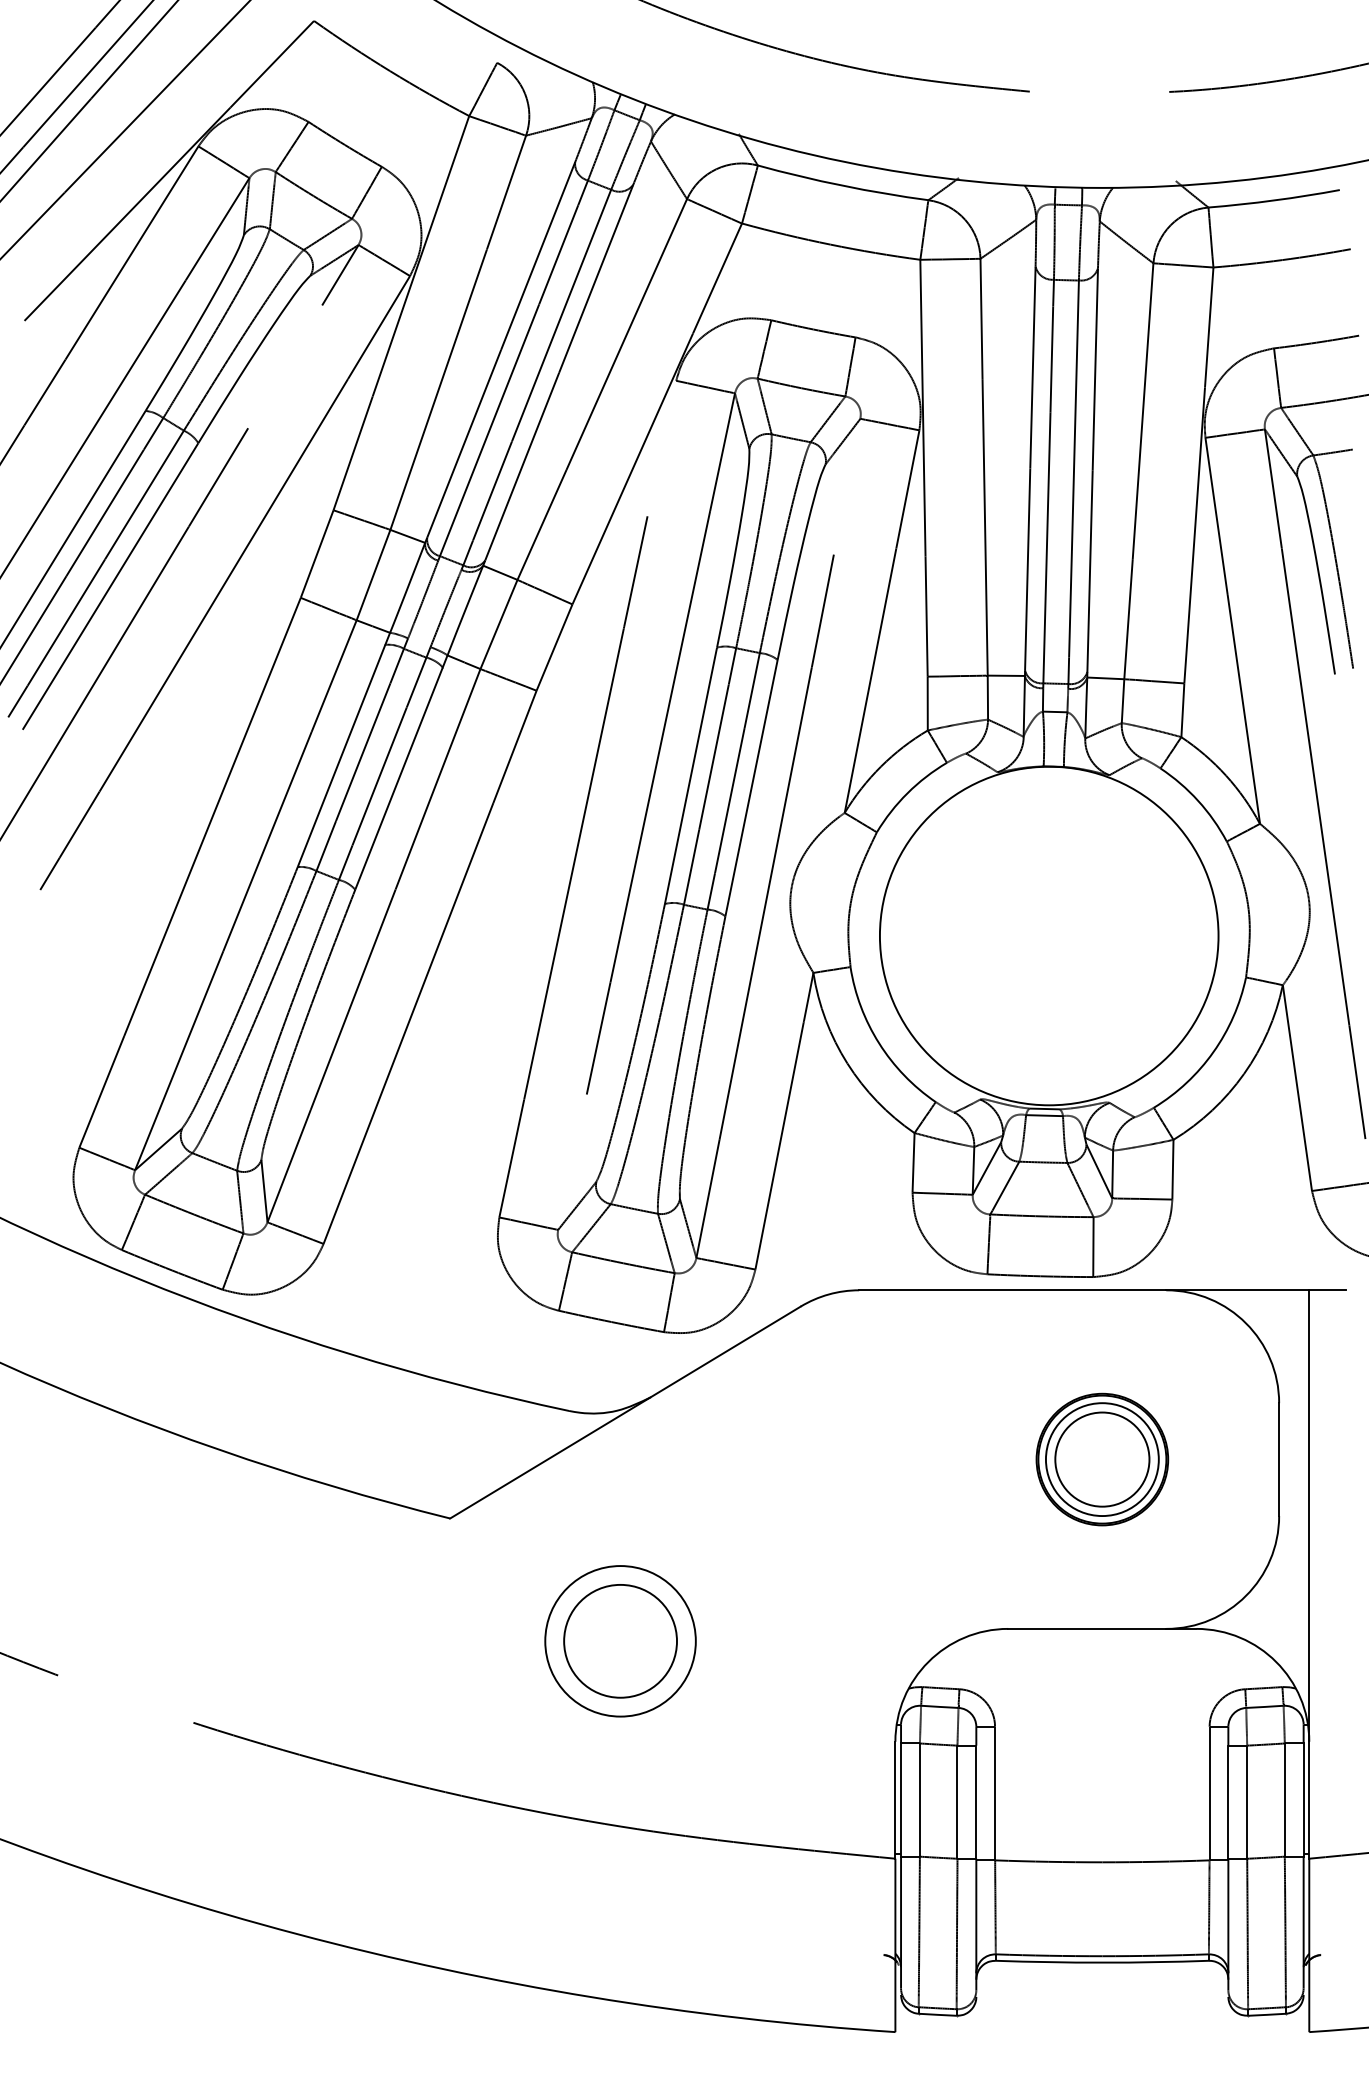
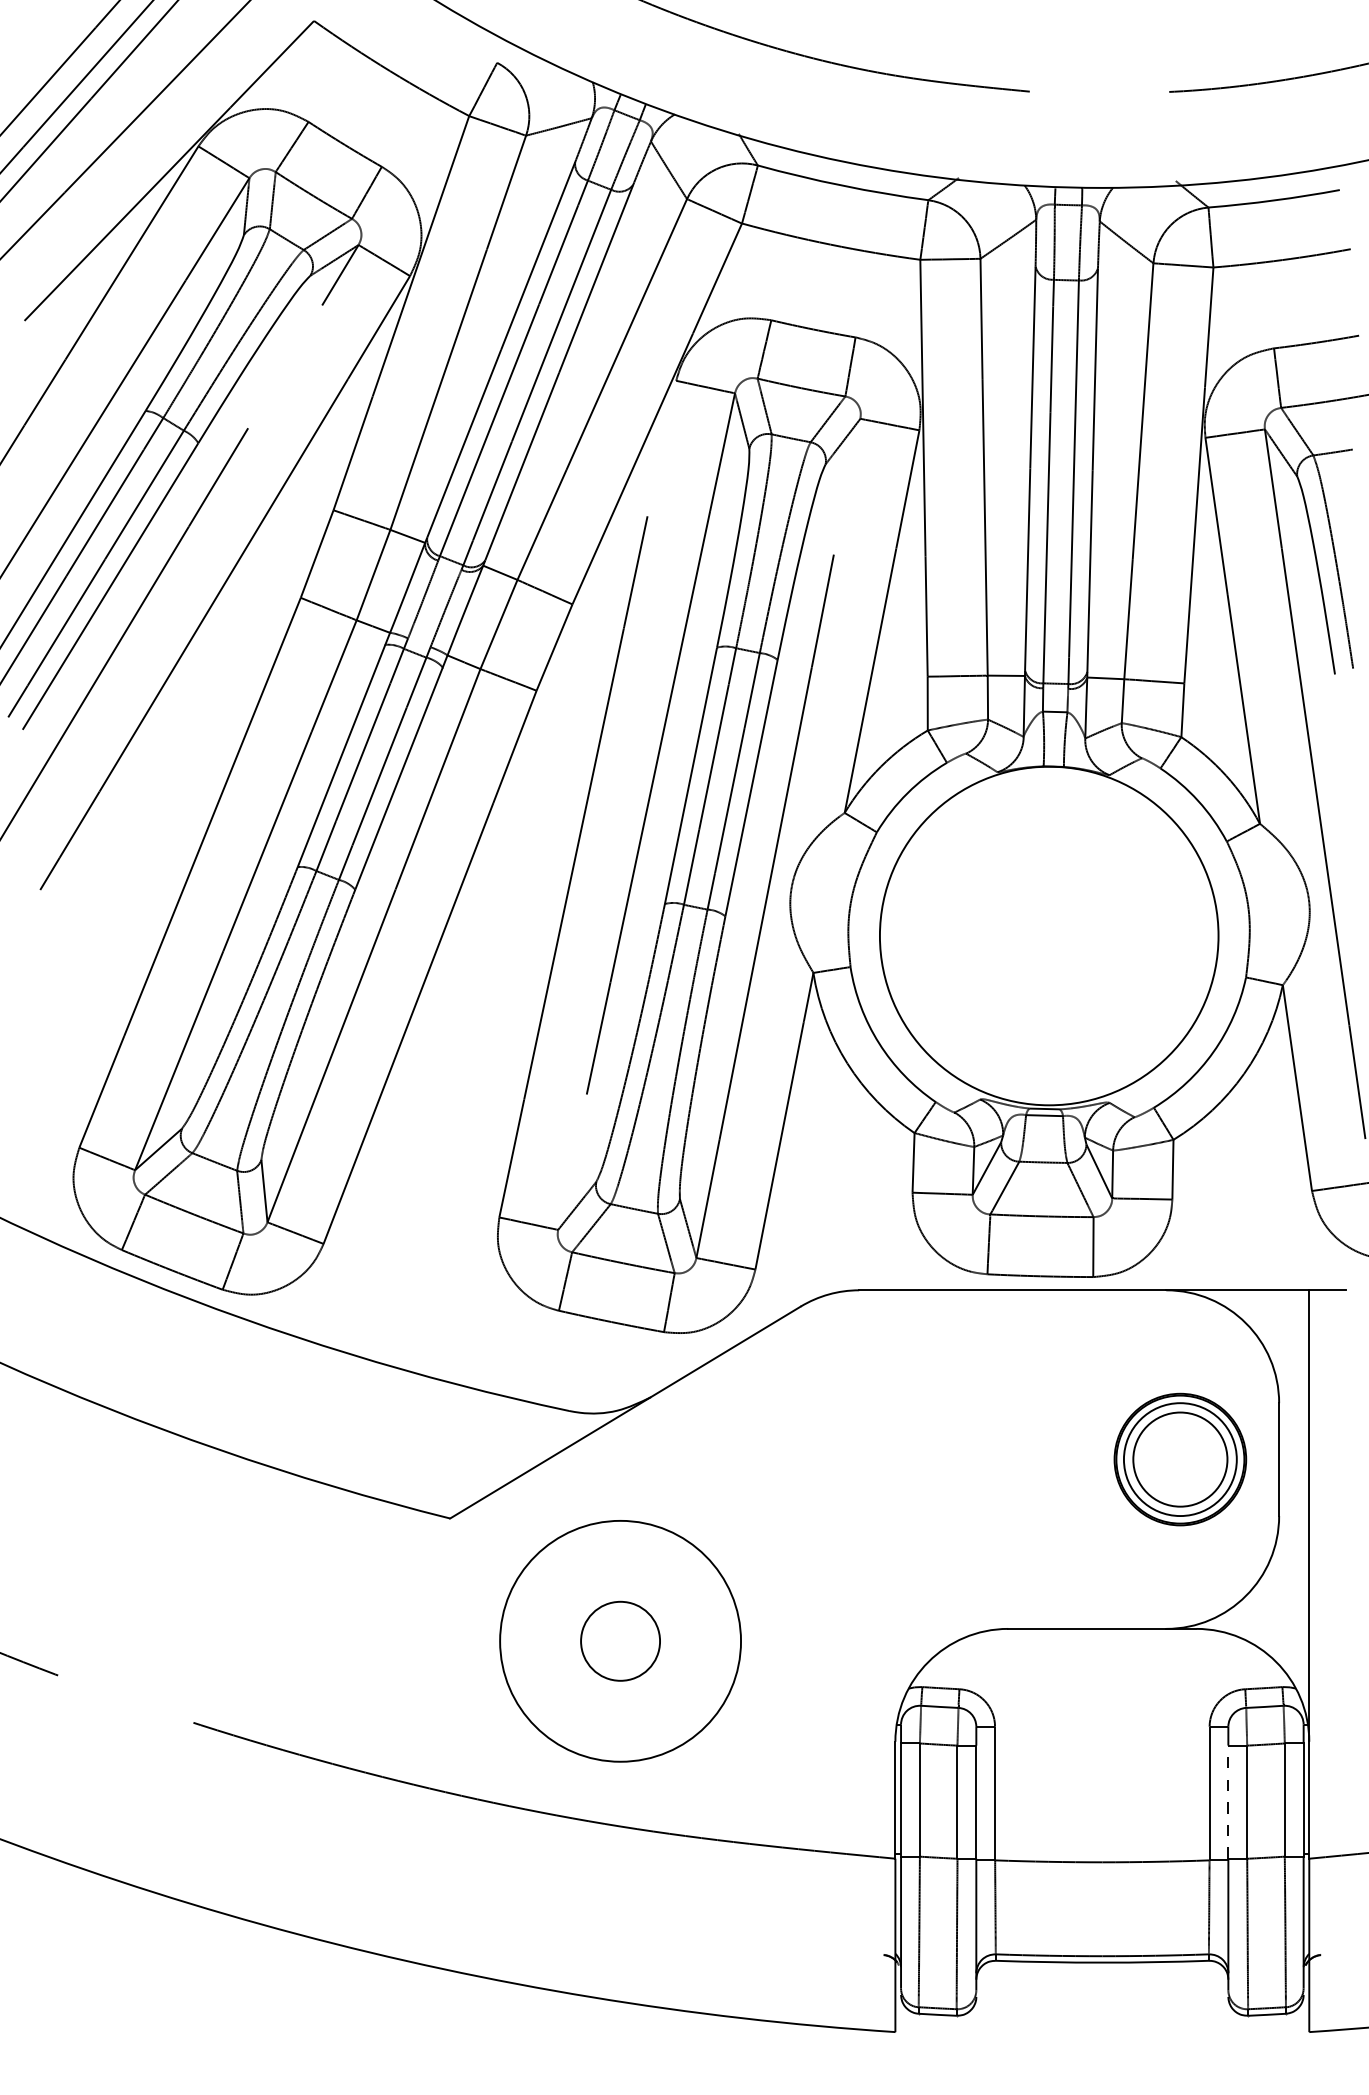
part position: (1102, 1459) -> (1180, 1459) (1180, 1459)
circle diameter: 113 px -> 79 px (620, 1640)
circle diameter: 151 px -> 241 px (620, 1640)
line: solid -> dashed (1228, 1802)
